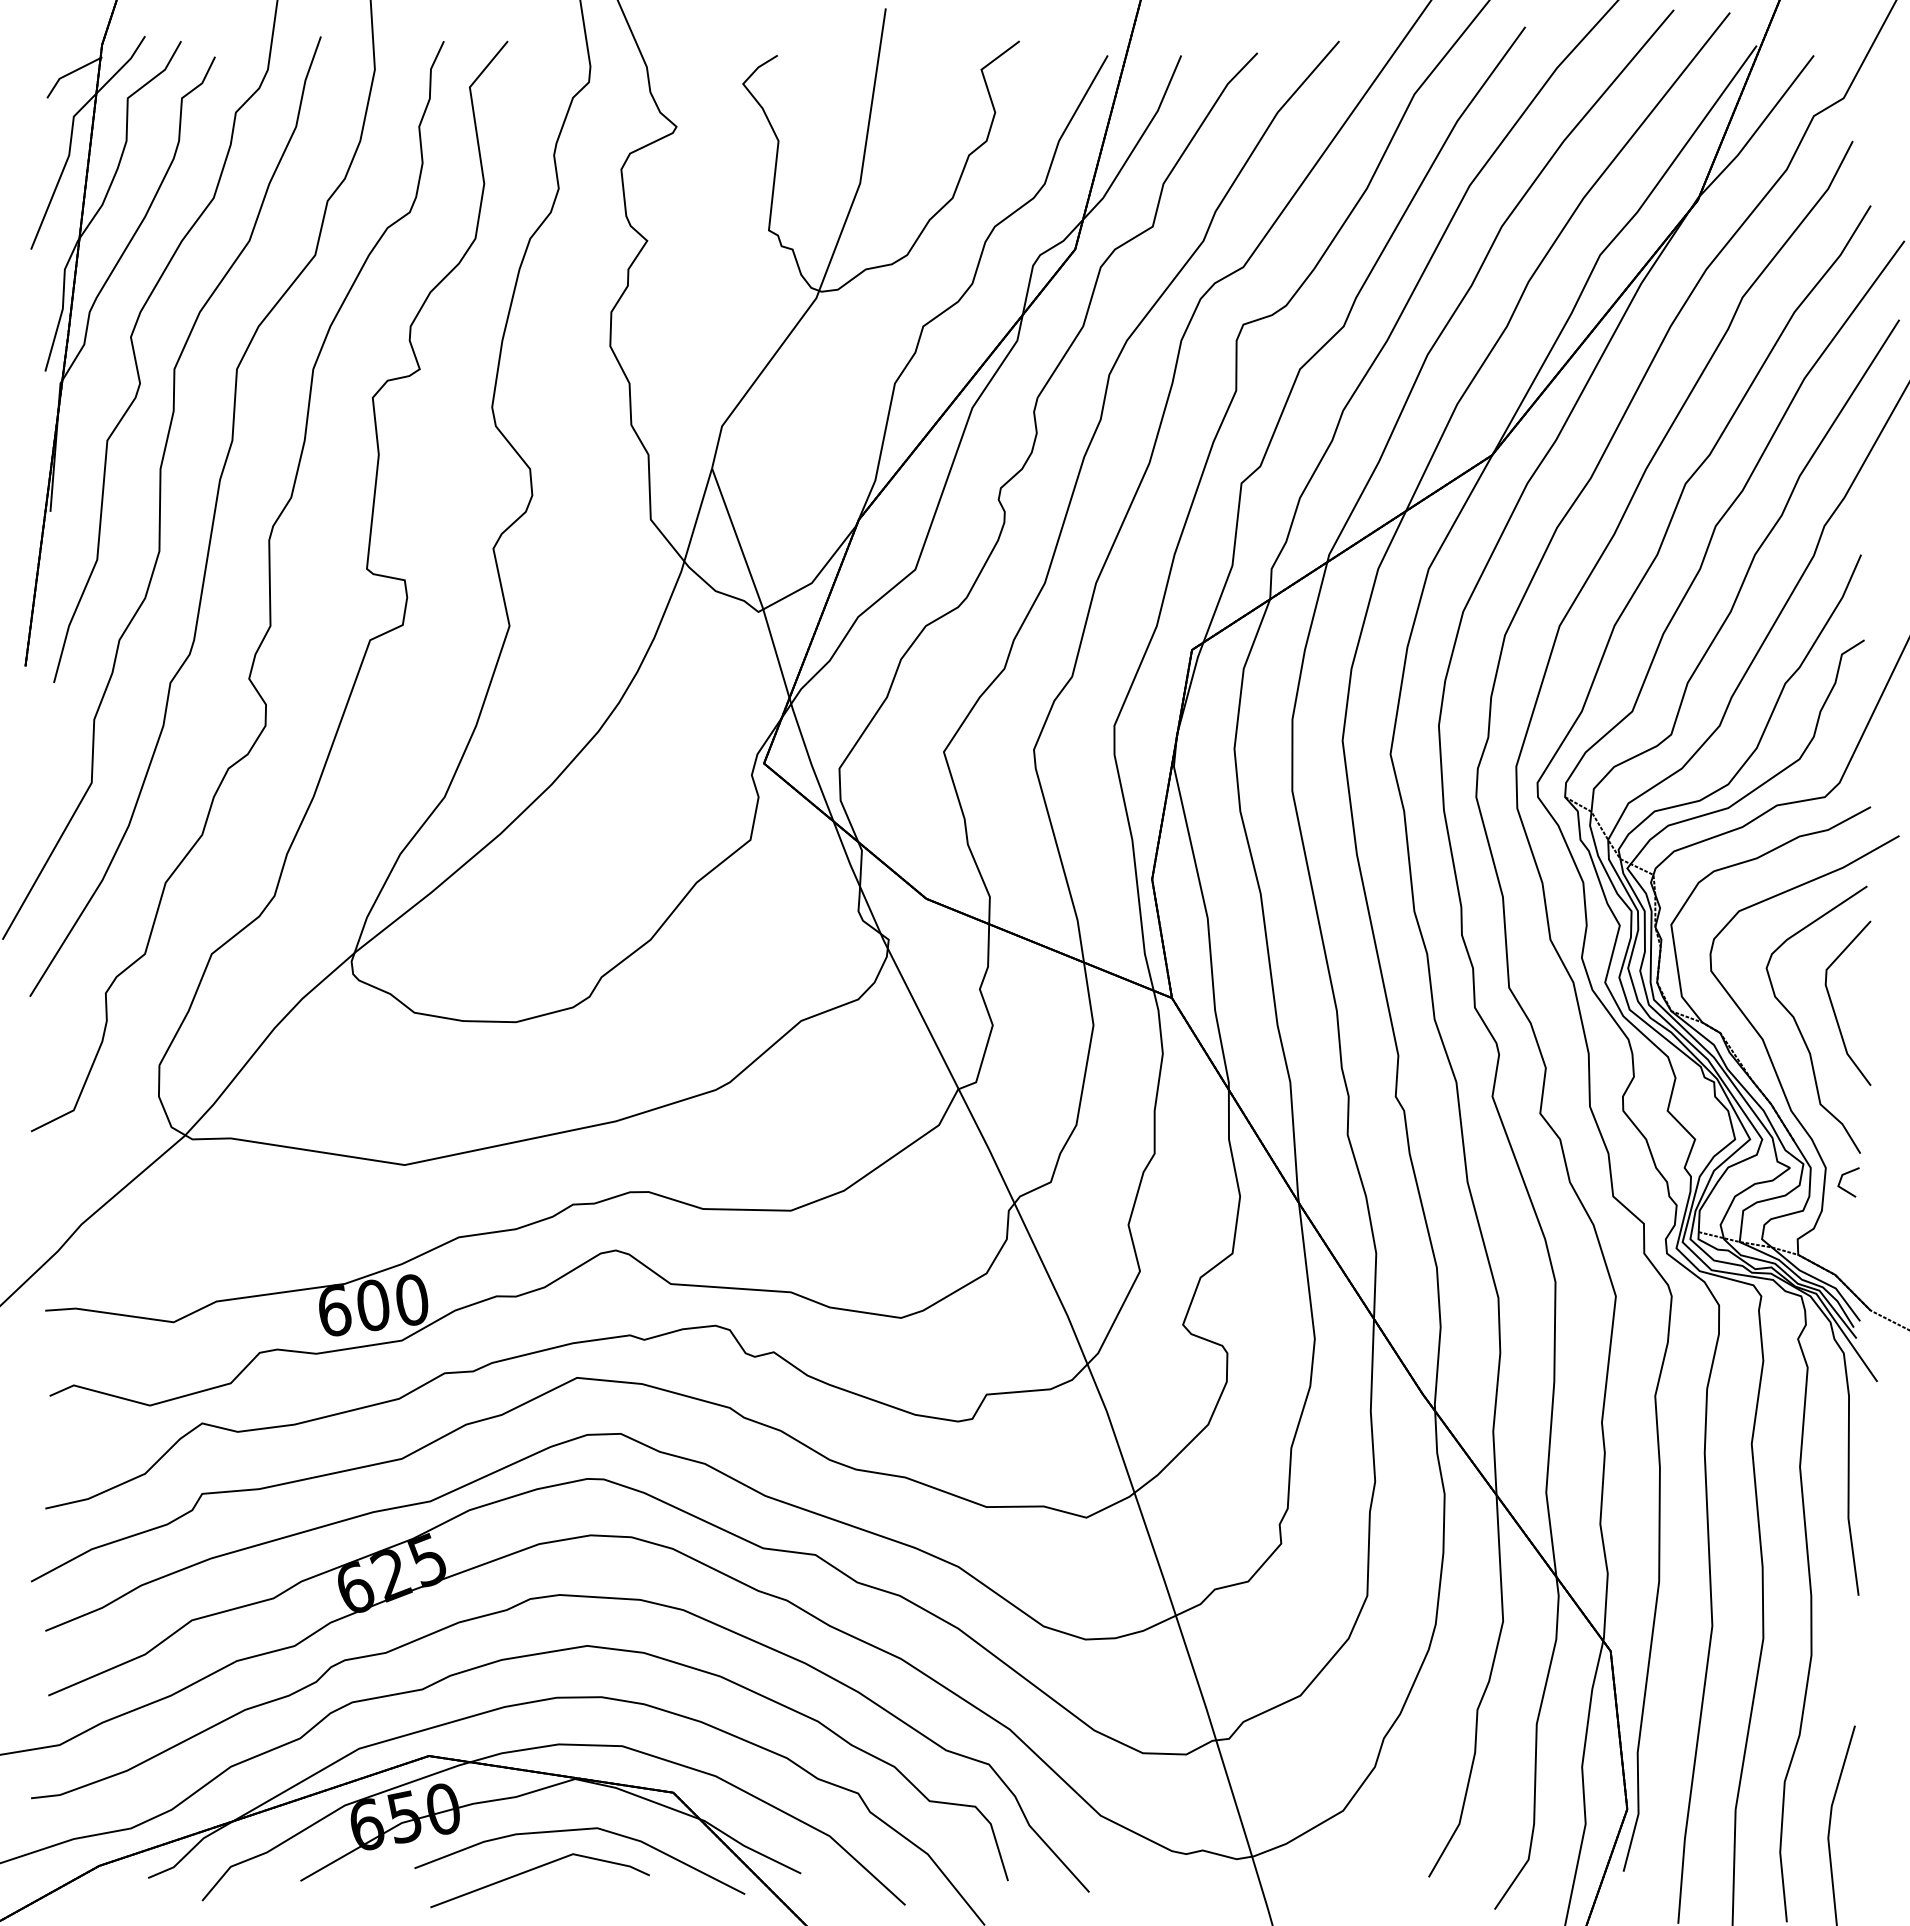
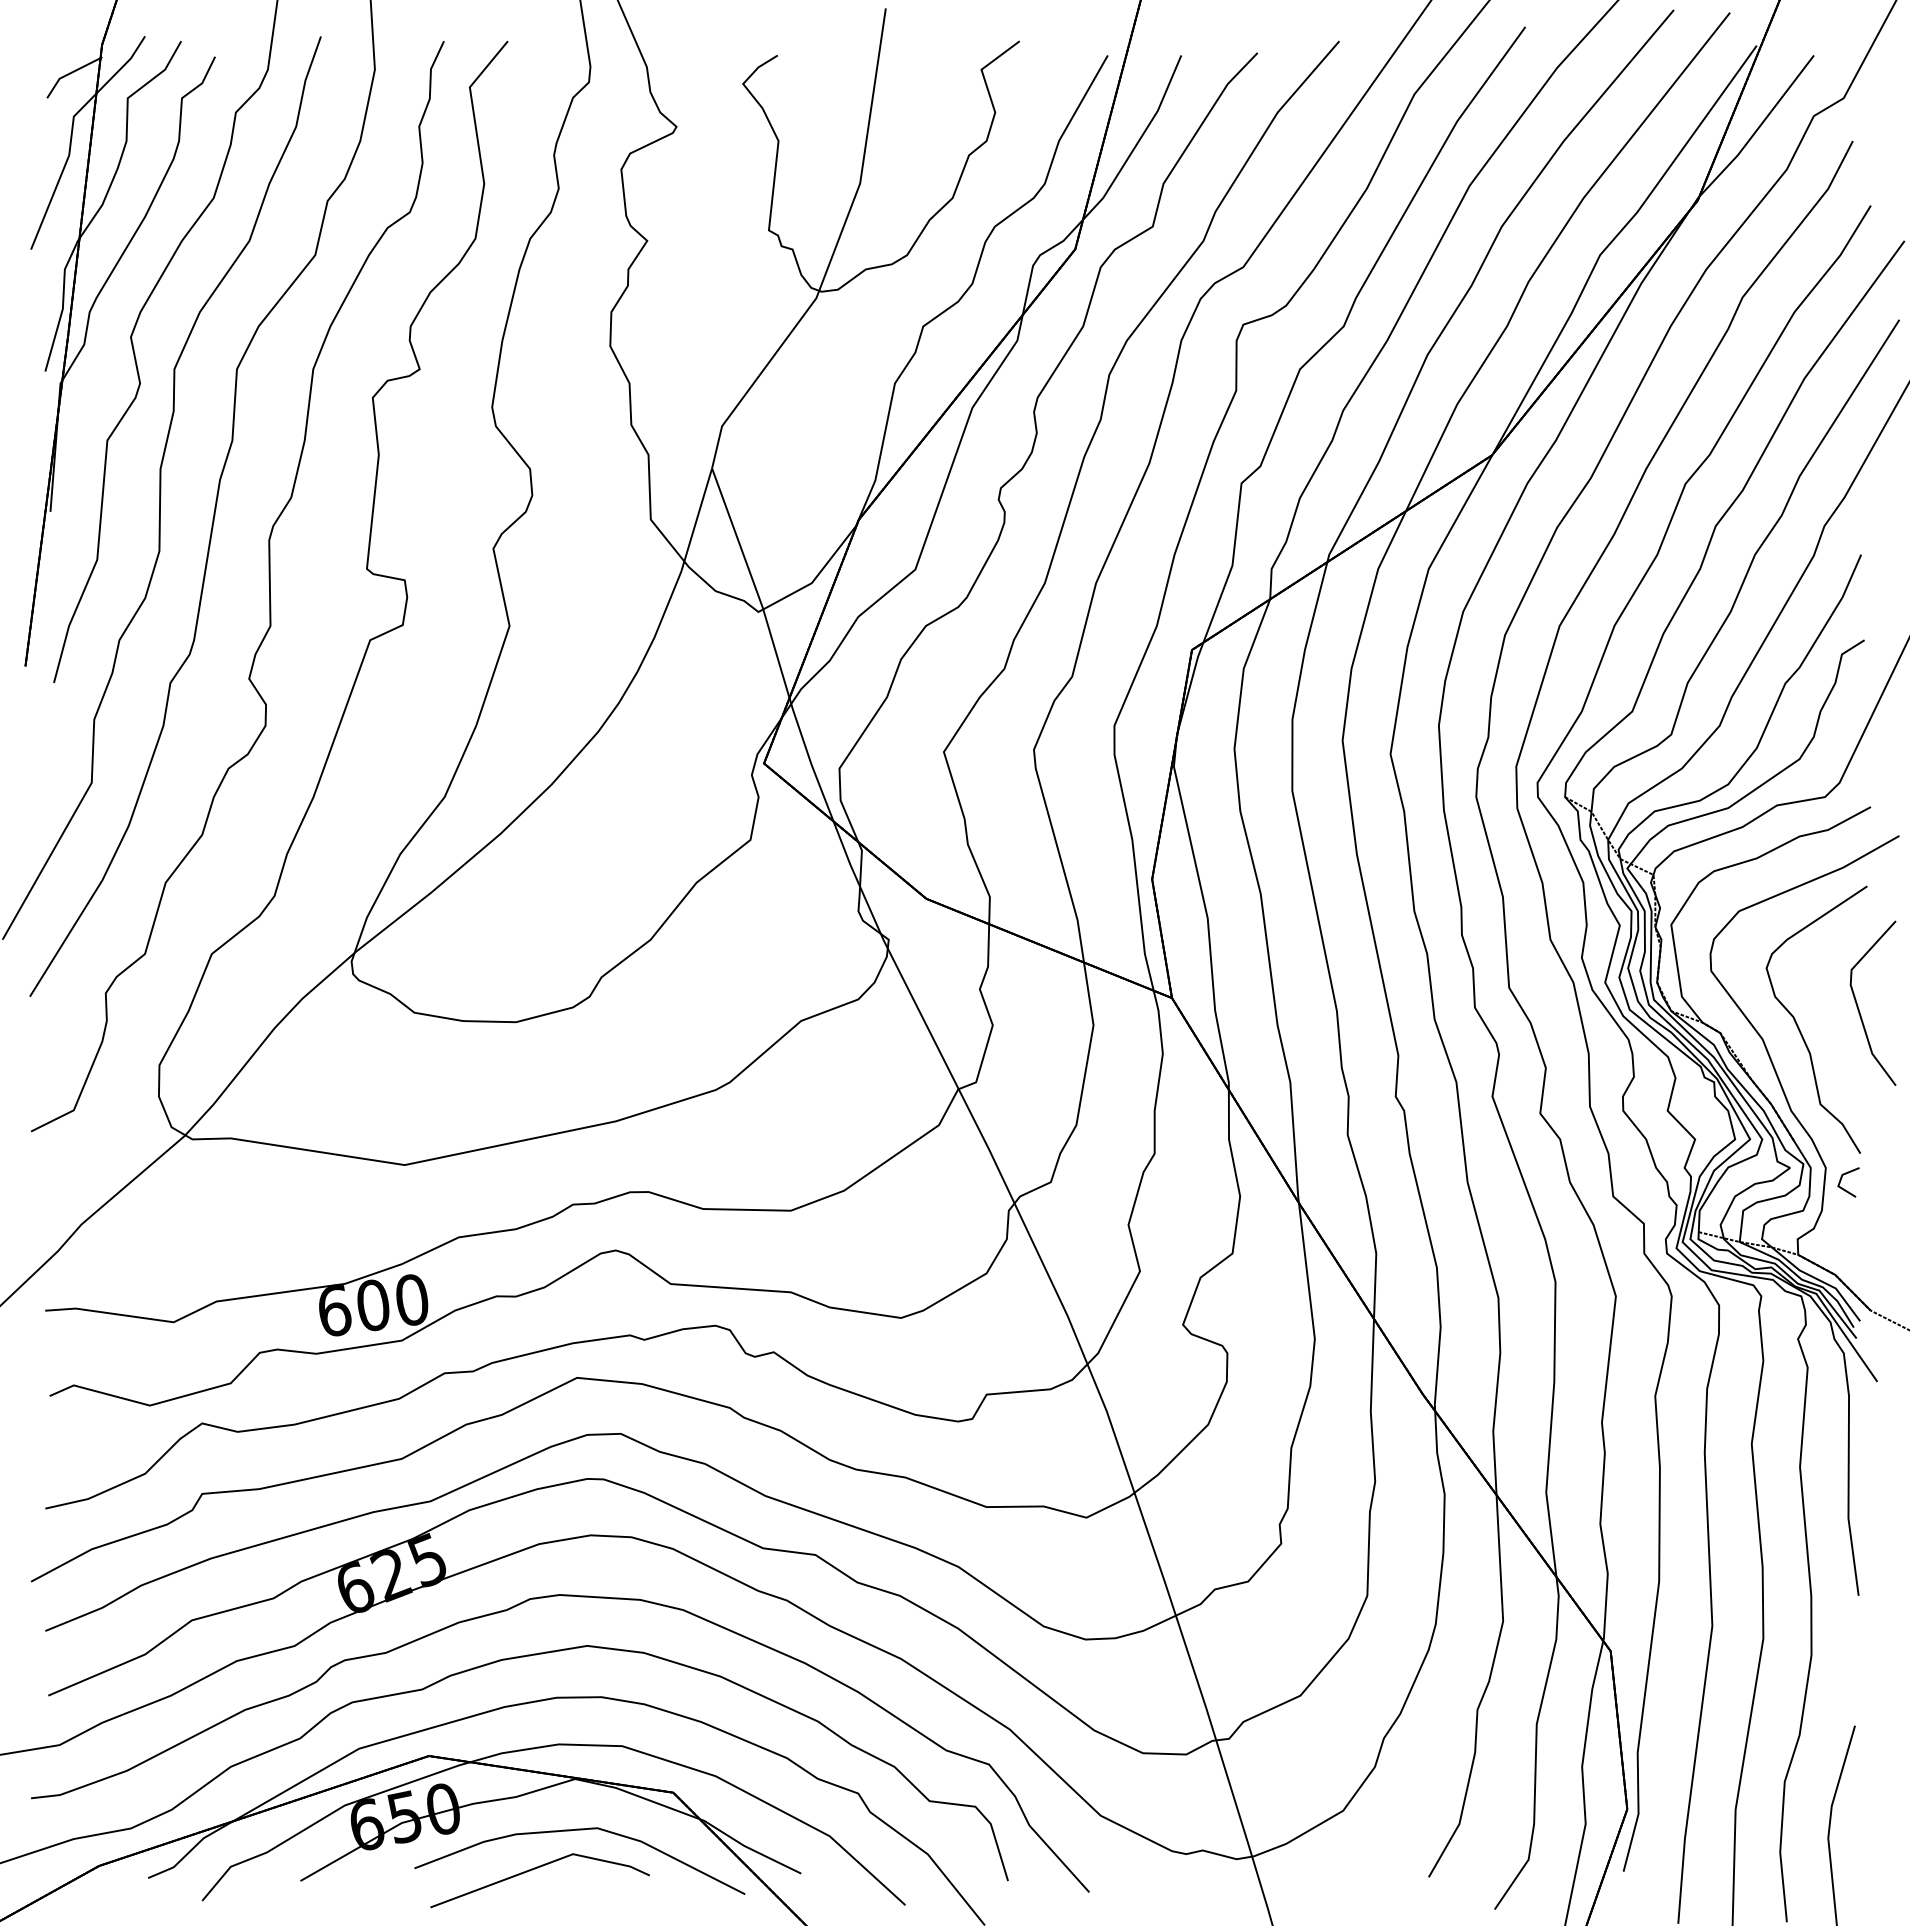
part position: (1833, 1005) -> (1858, 1005) (1858, 1005)
